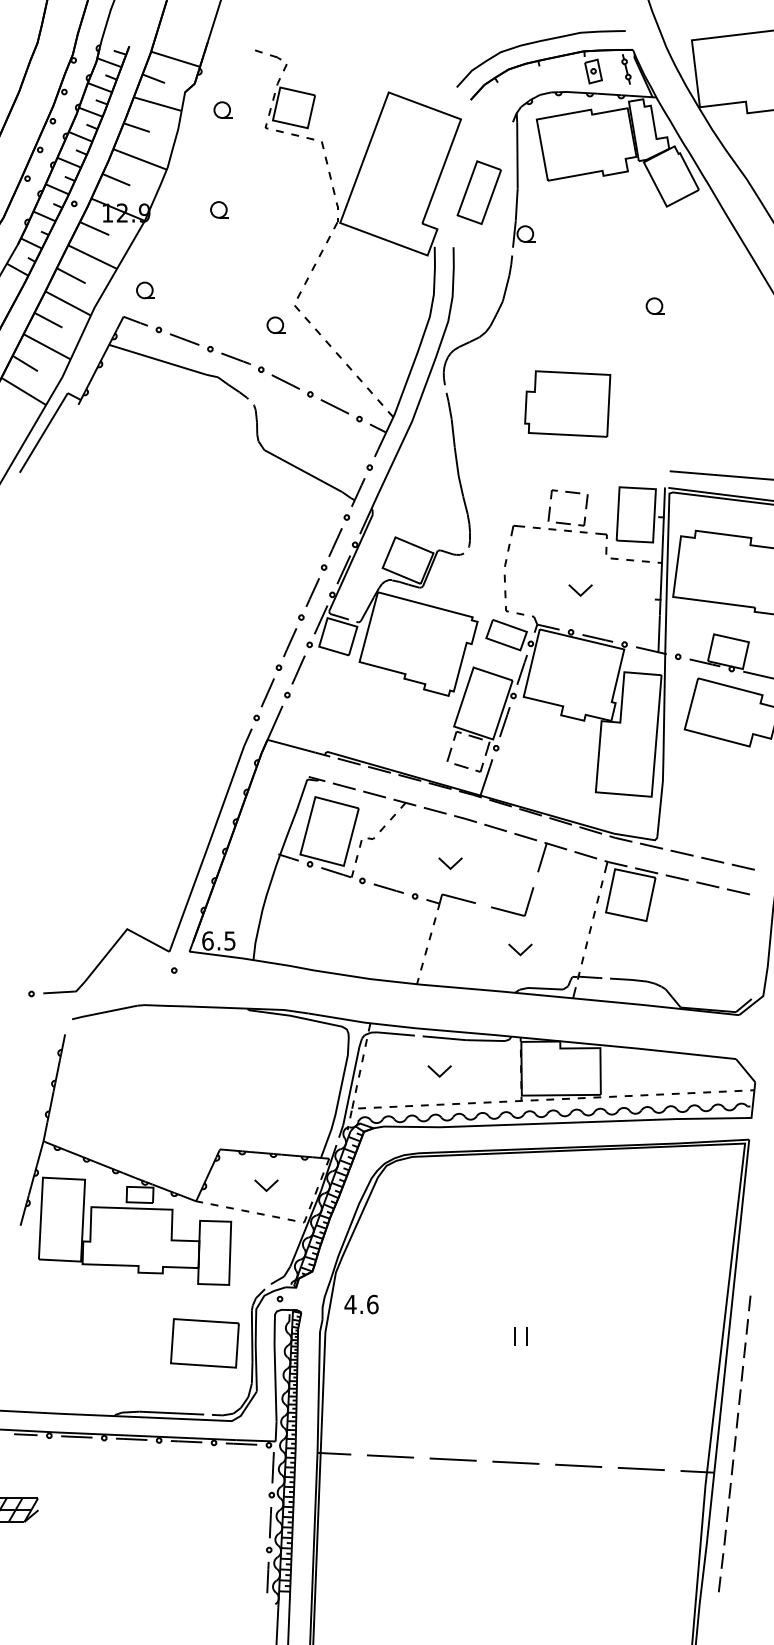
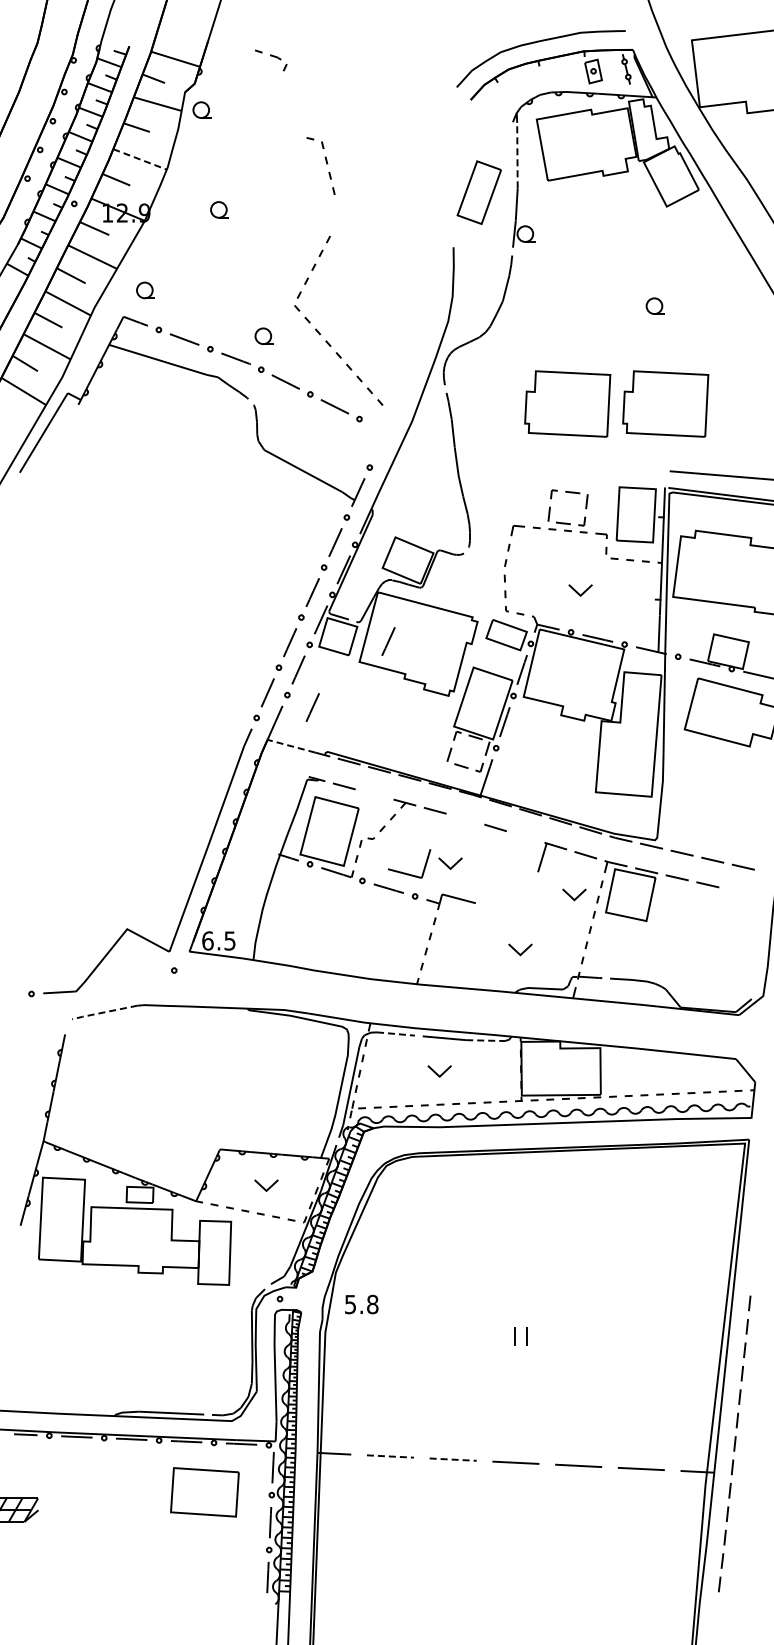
part: present -> none (289, 107)
part position: (222, 109) -> (201, 109) (201, 109)
line: solid -> dashed (517, 155)
line: solid -> dashed (140, 159)
part: present -> none (405, 248)
part position: (275, 324) -> (263, 335) (263, 335)
part: none -> present (665, 403)
line: none -> present (388, 641)
line: none -> present (312, 707)
line: solid -> dashed (291, 746)
line: present -> none (374, 794)
line: present -> none (465, 818)
line: present -> none (525, 837)
line: present -> none (738, 891)
part: none -> present (574, 894)
part position: (508, 910) -> (405, 872) (405, 872)
line: solid -> dashed (103, 1012)
line: solid -> dashed (396, 1034)
line: solid -> dashed (486, 1040)
text: 4.6 -> 5.8 (361, 1304)
part position: (204, 1343) -> (204, 1492) (204, 1492)
line: solid -> dashed (390, 1456)
line: solid -> dashed (453, 1459)
